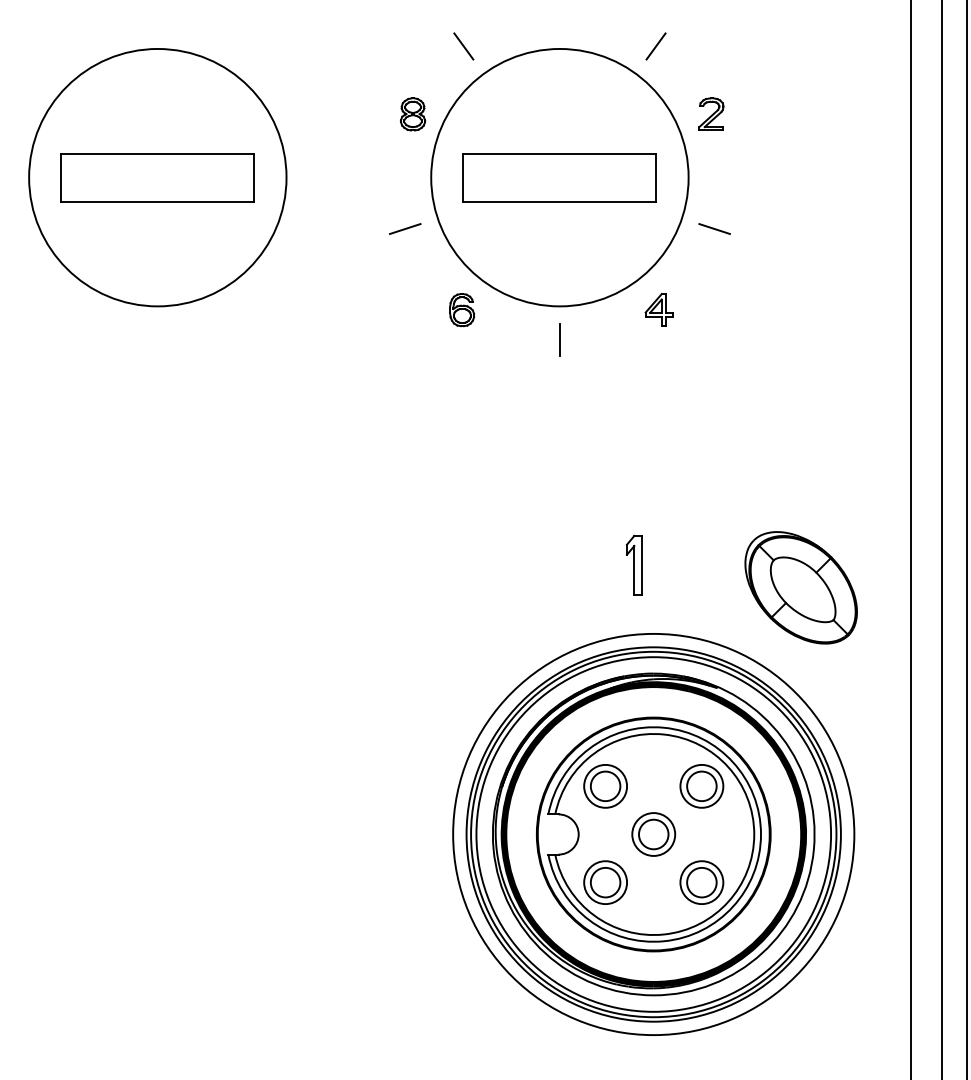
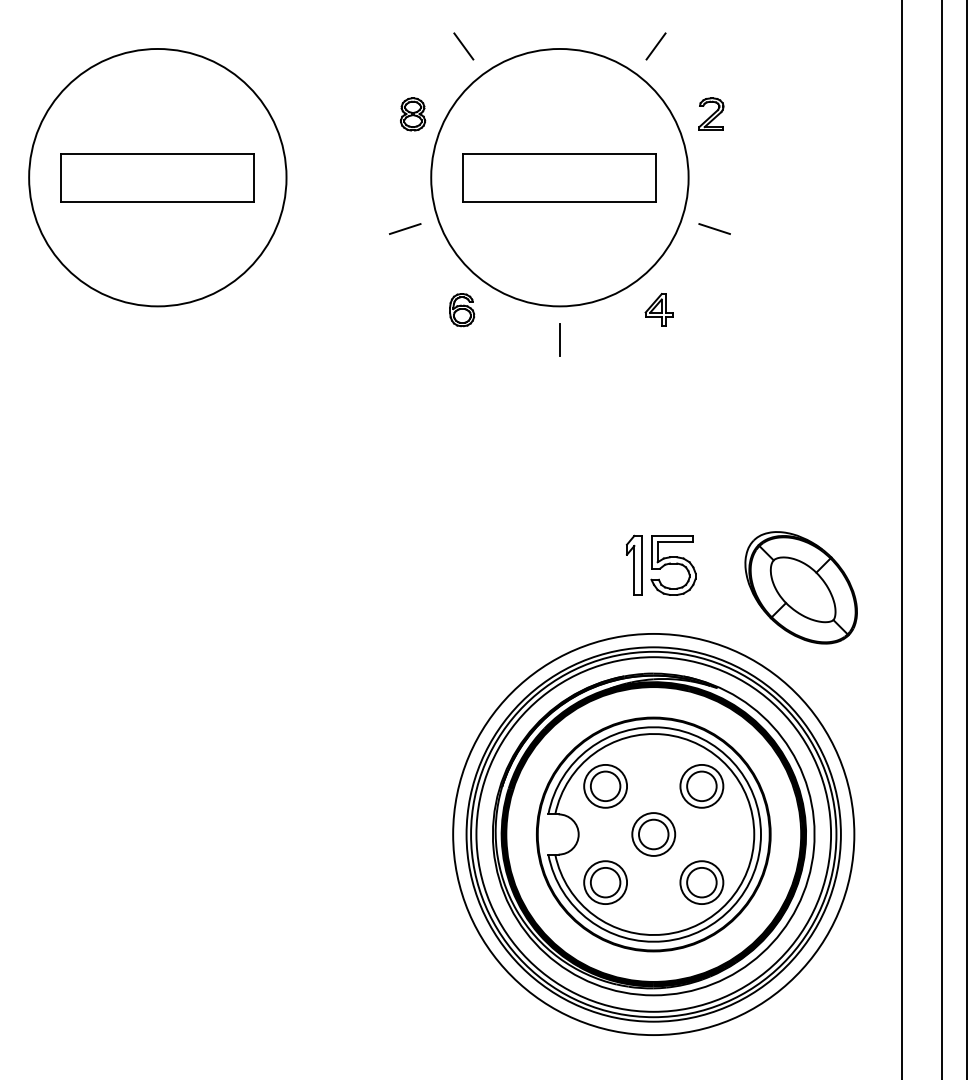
line position: (910, 539) -> (901, 539) (901, 539)
part: none -> present (673, 565)
